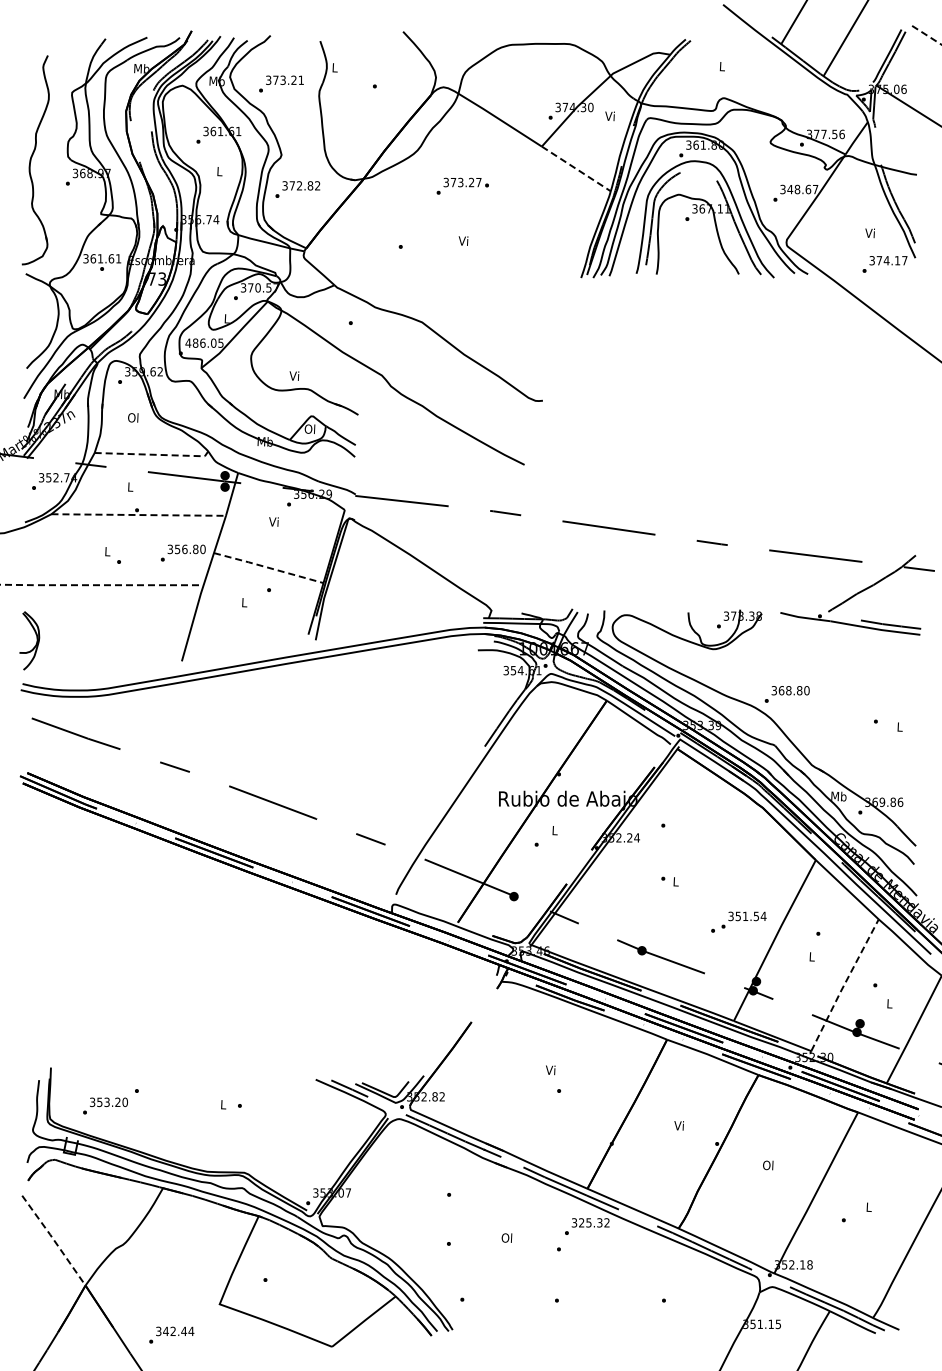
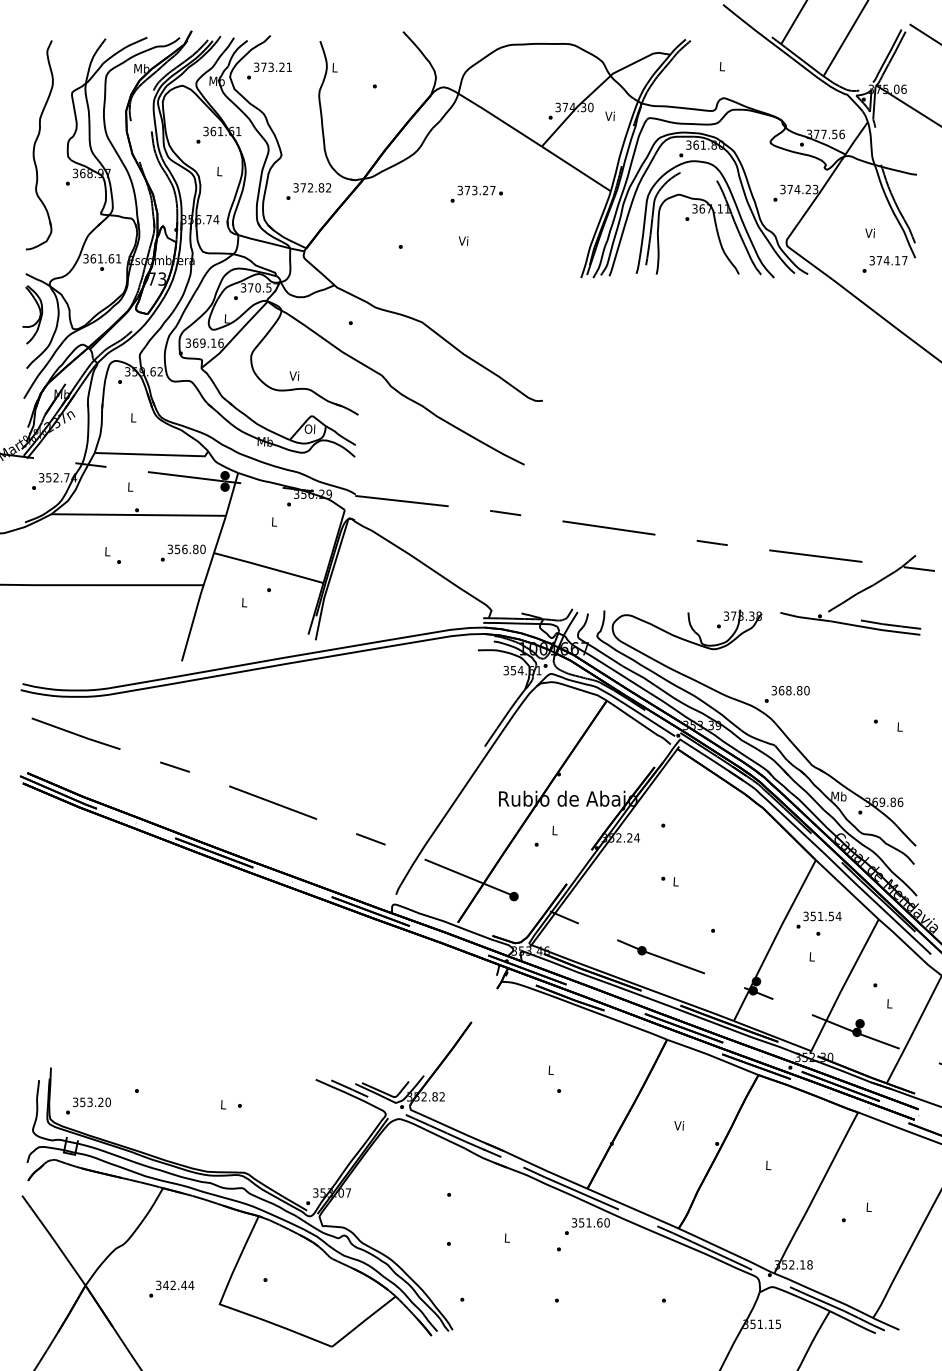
line: dashed -> solid (925, 34)
text position: (281, 83) -> (269, 70) (269, 70)
part position: (35, 160) -> (39, 145) (39, 145)
line: dashed -> solid (575, 168)
text position: (462, 185) -> (476, 193) (476, 193)
text position: (297, 189) -> (308, 191) (308, 191)
text: 348.67 -> 374.23 (802, 189)
text: 486.05 -> 369.16 (204, 342)
text: Ol -> L (133, 417)
line: dashed -> solid (153, 454)
line: dashed -> solid (139, 515)
text: Vi -> L (273, 521)
line: dashed -> solid (268, 567)
line: dashed -> solid (102, 585)
part position: (36, 640) -> (39, 314) (39, 314)
text position: (743, 919) -> (818, 919) (818, 919)
line: dashed -> solid (843, 985)
text: Vi -> L (550, 1070)
text position: (105, 1105) -> (88, 1105) (88, 1105)
text: Ol -> L (768, 1165)
text: 325.32 -> 351.60 (594, 1222)
text: Ol -> L (506, 1237)
line: dashed -> solid (54, 1240)
text position: (171, 1334) -> (171, 1288) (171, 1288)
